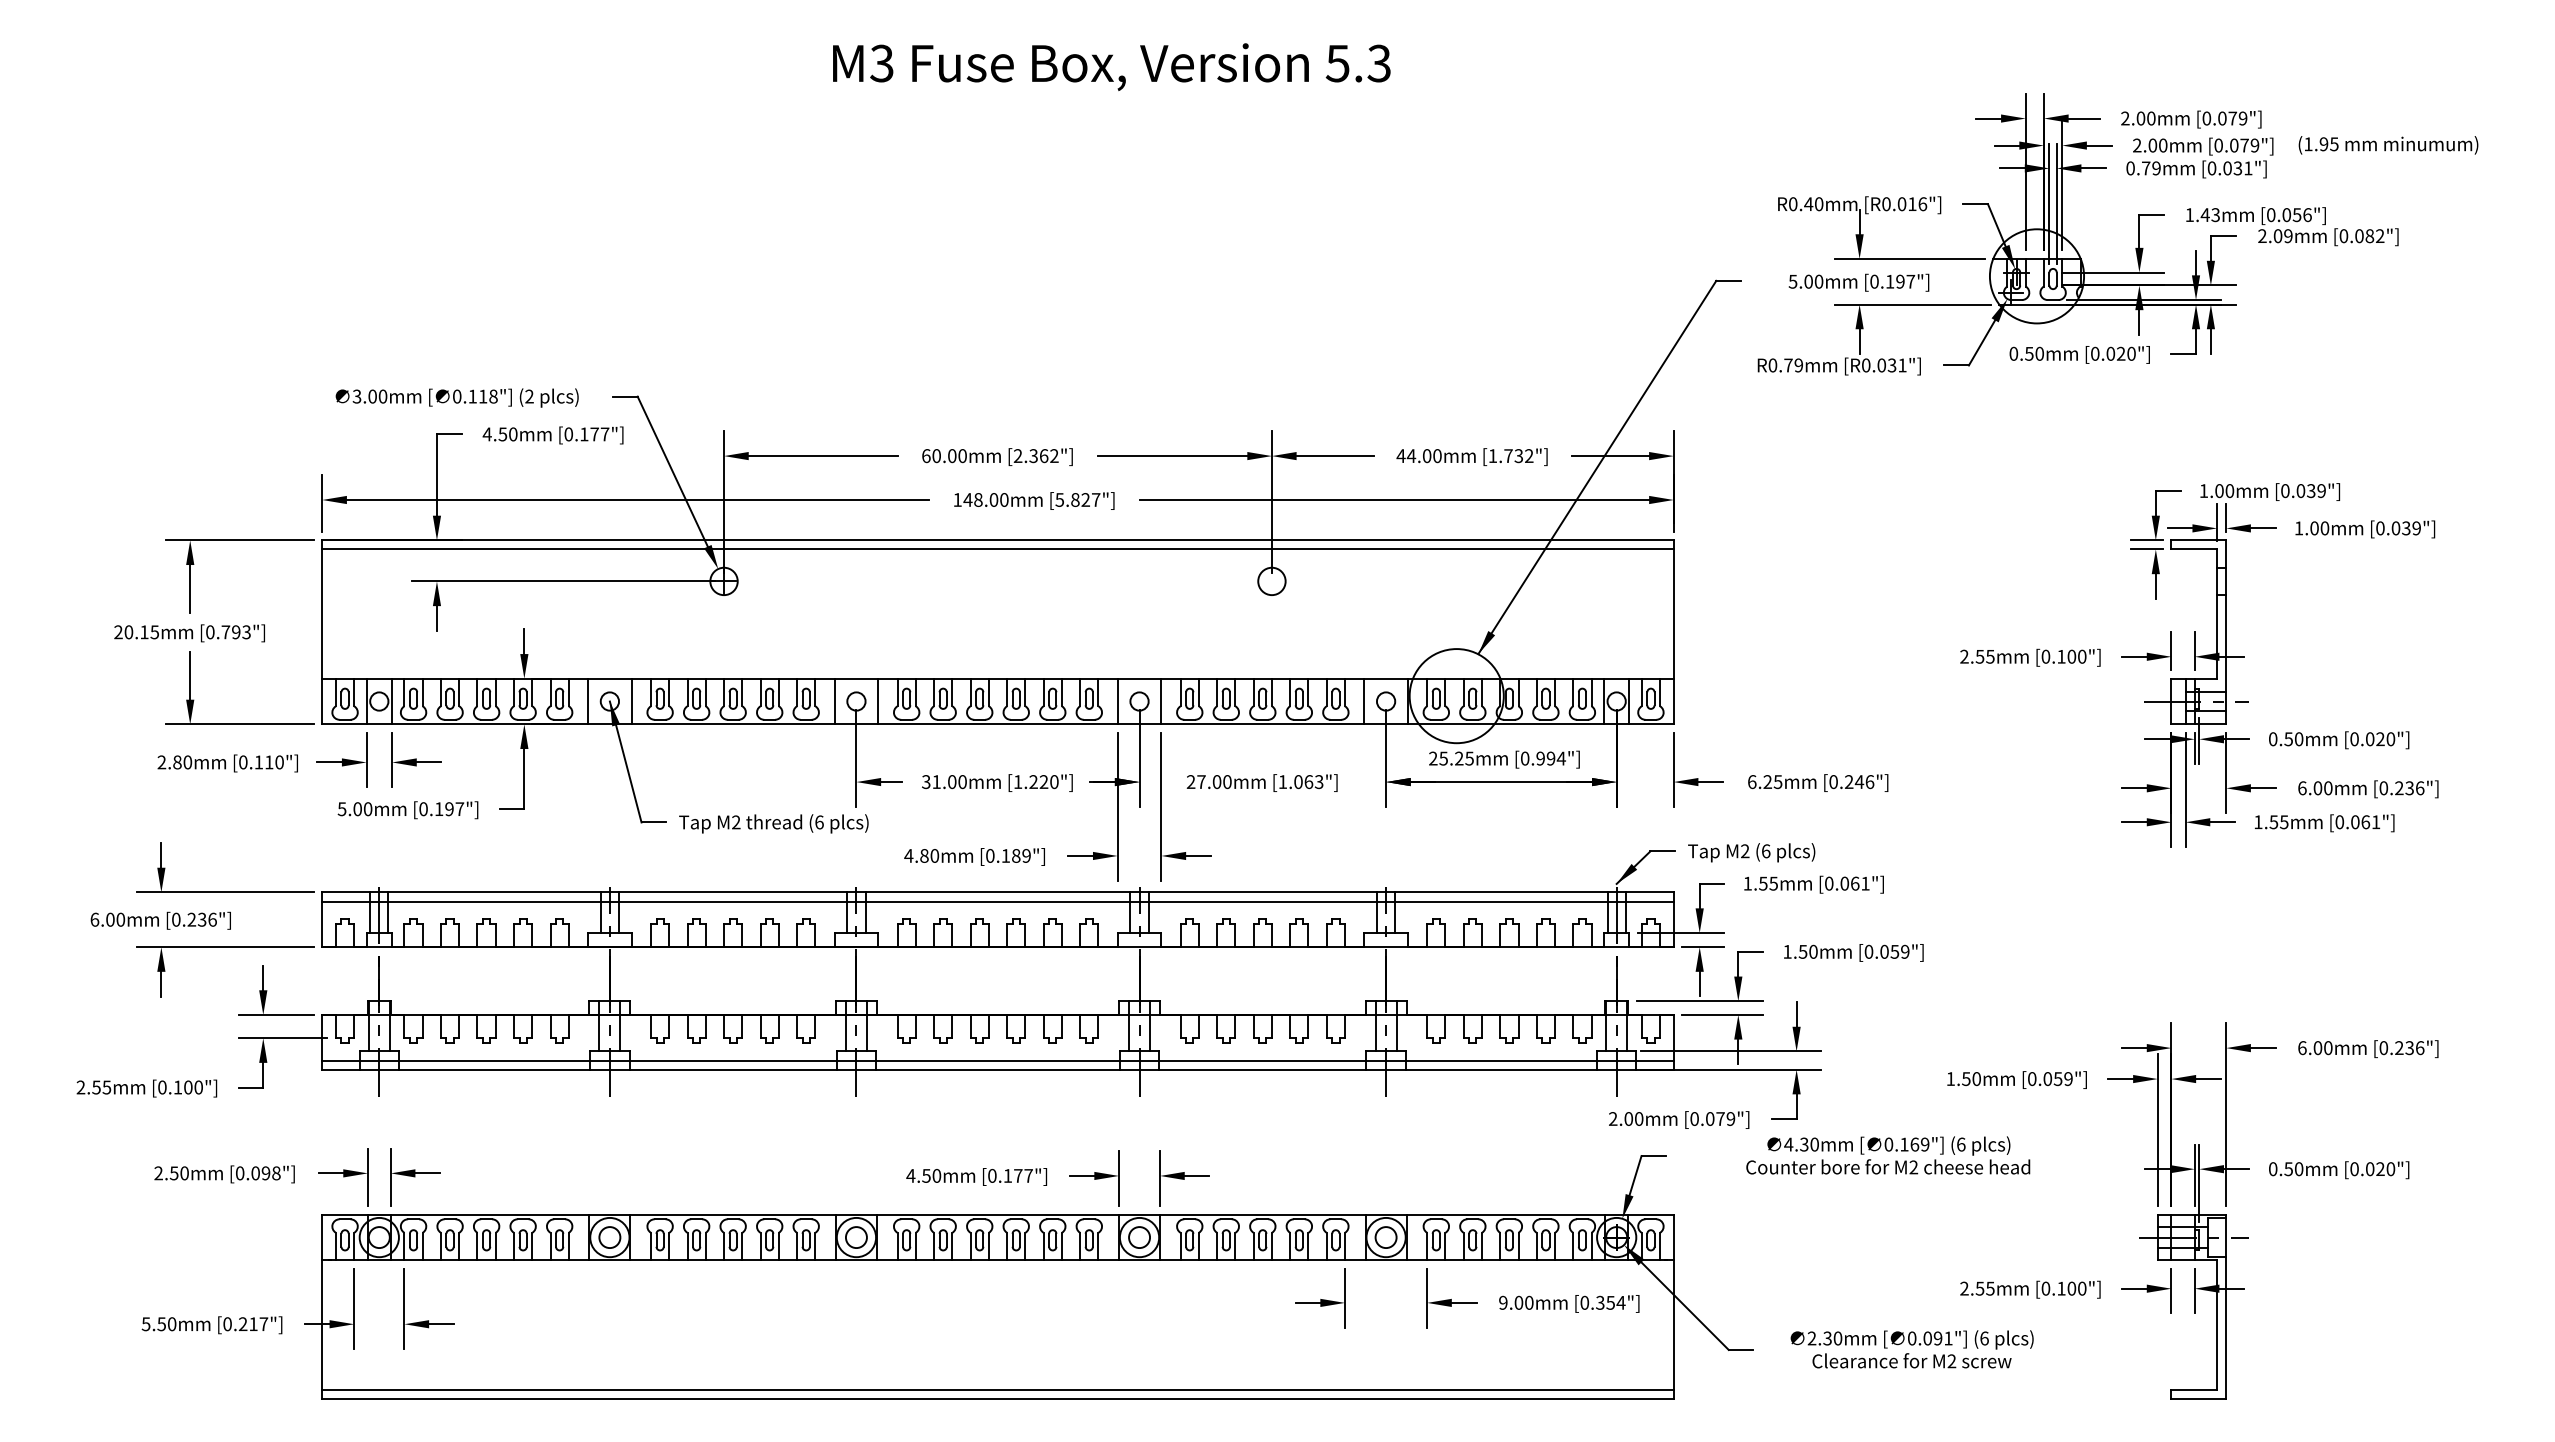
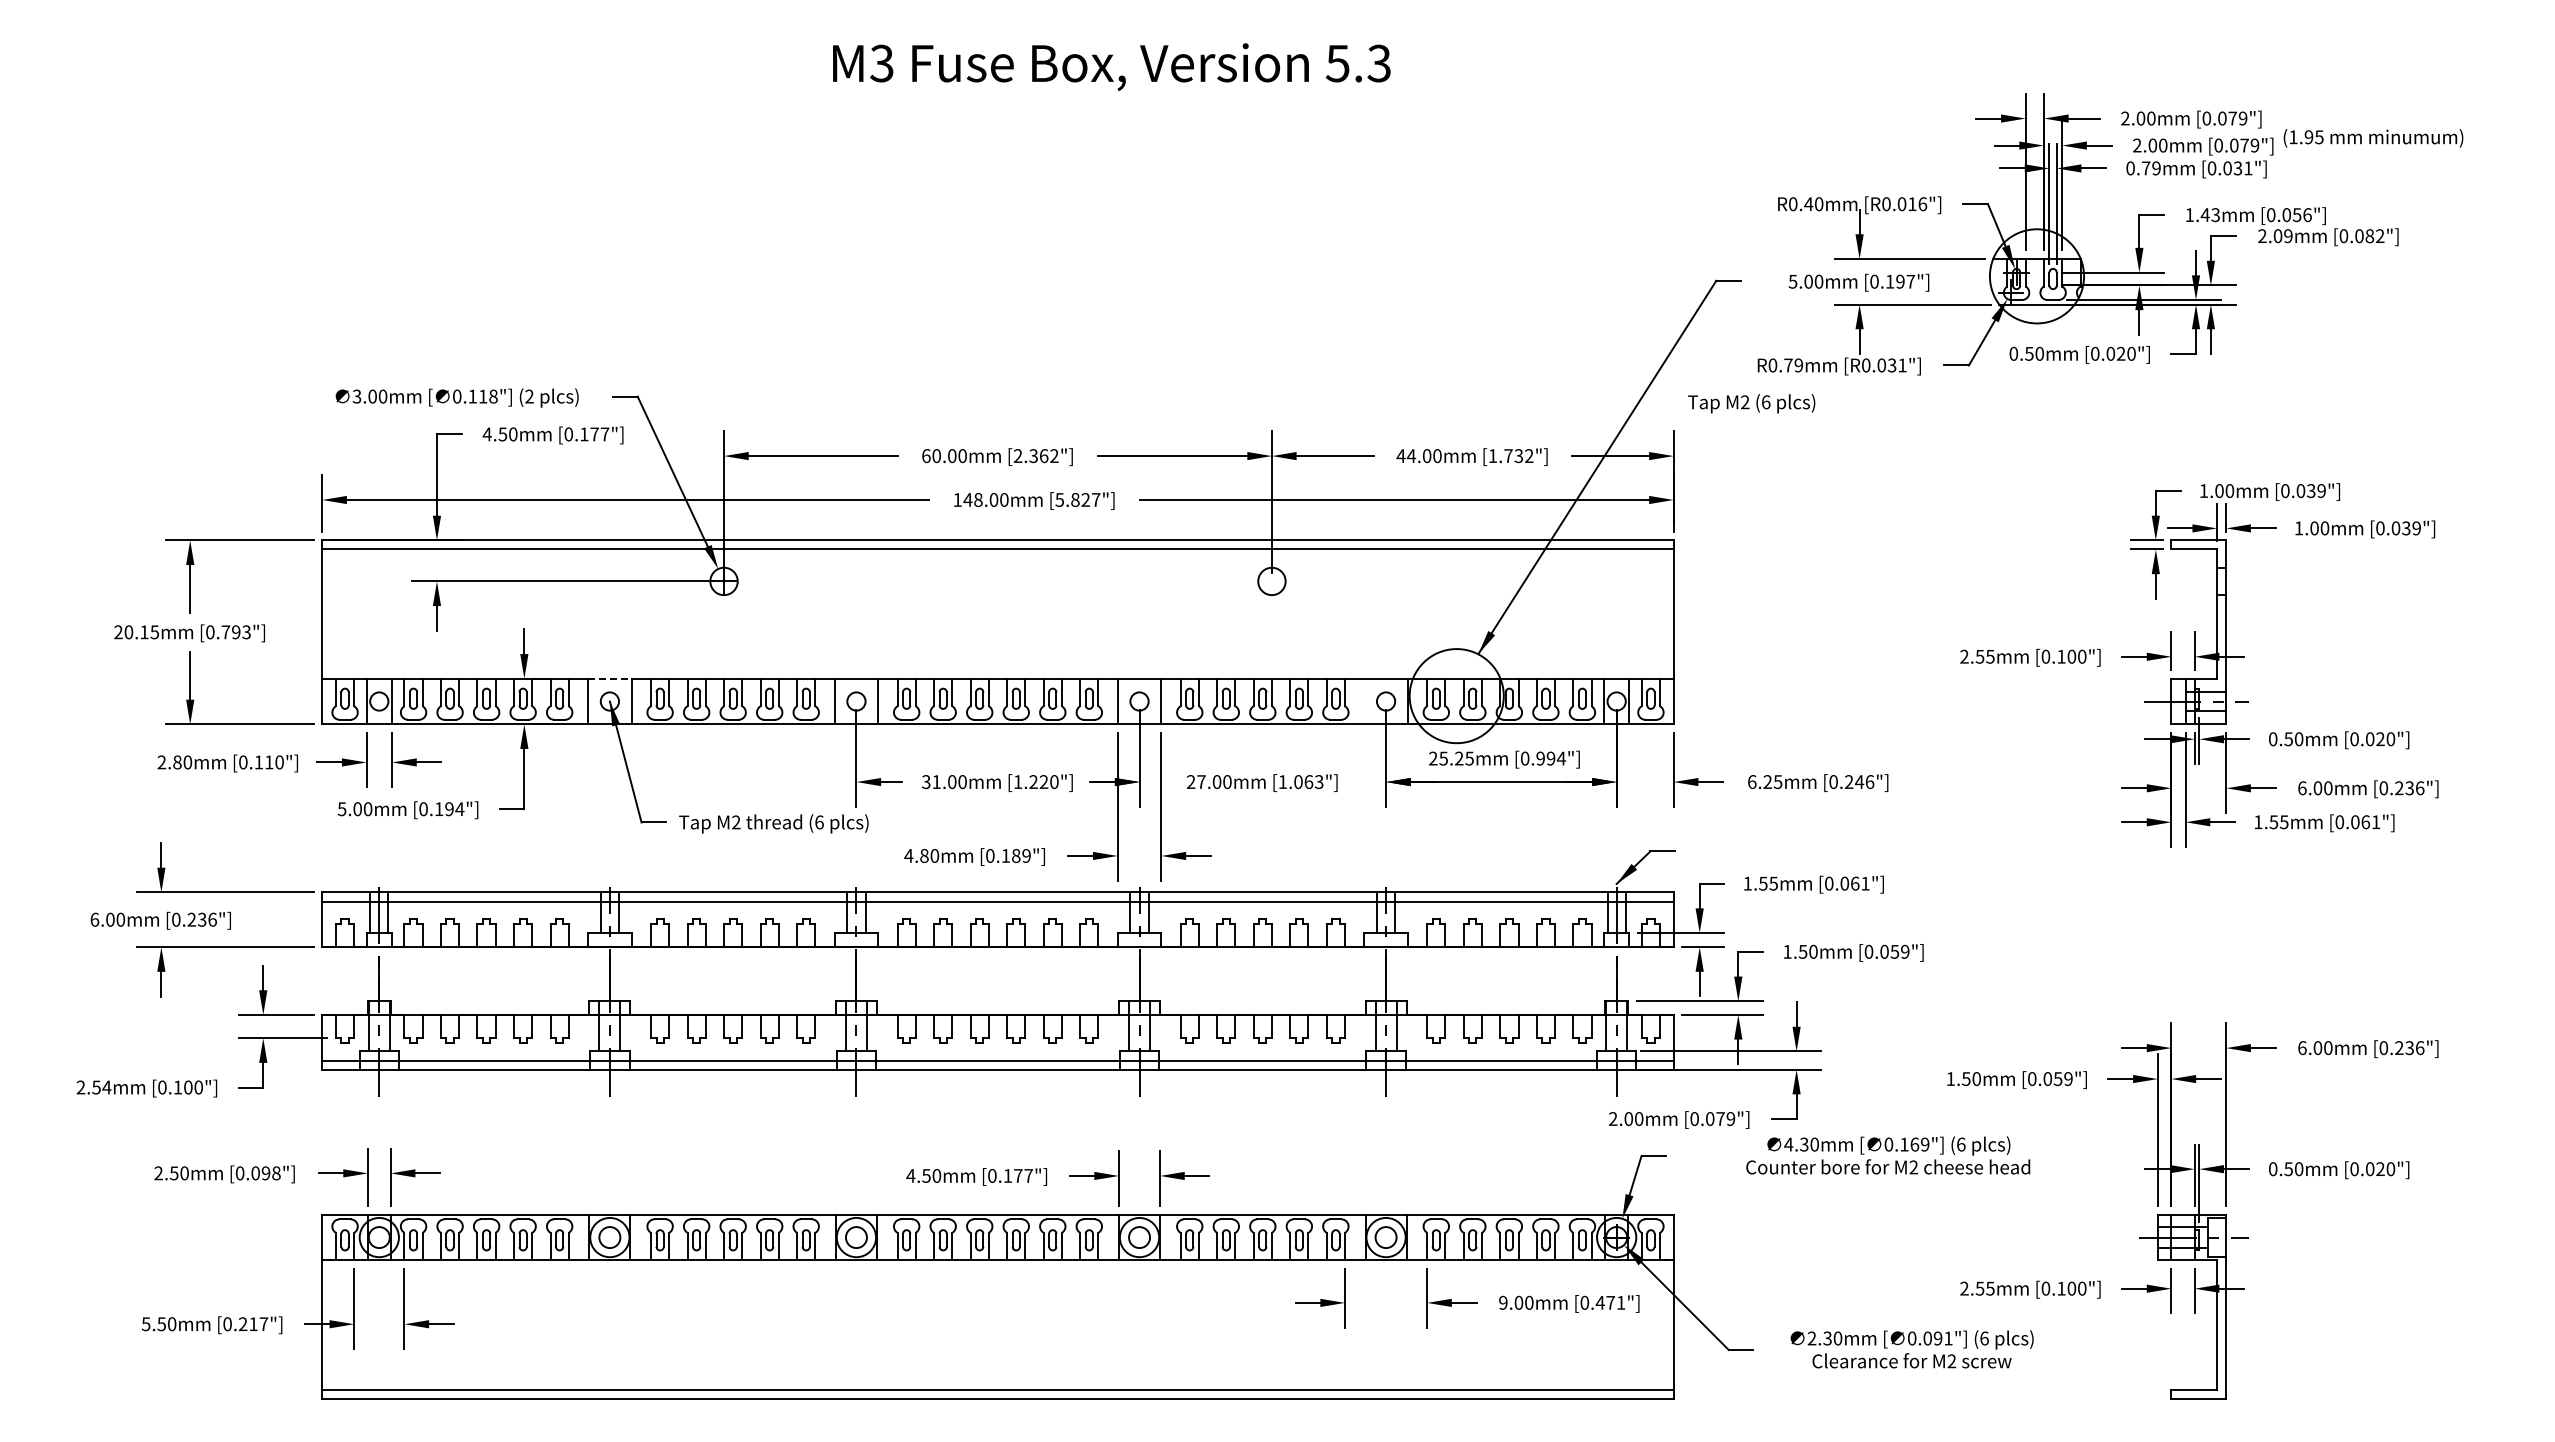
text position: (2388, 145) -> (2373, 138) (2373, 138)
line: solid -> dashed (609, 678)
line: present -> none (1364, 701)
text: [0.197"] -> [0.194"] (459, 808)
text position: (1751, 852) -> (1751, 403) (1751, 403)
text: 2.55mm -> 2.54mm (106, 1087)
text: [0.354"] -> [0.471"] (1610, 1302)
